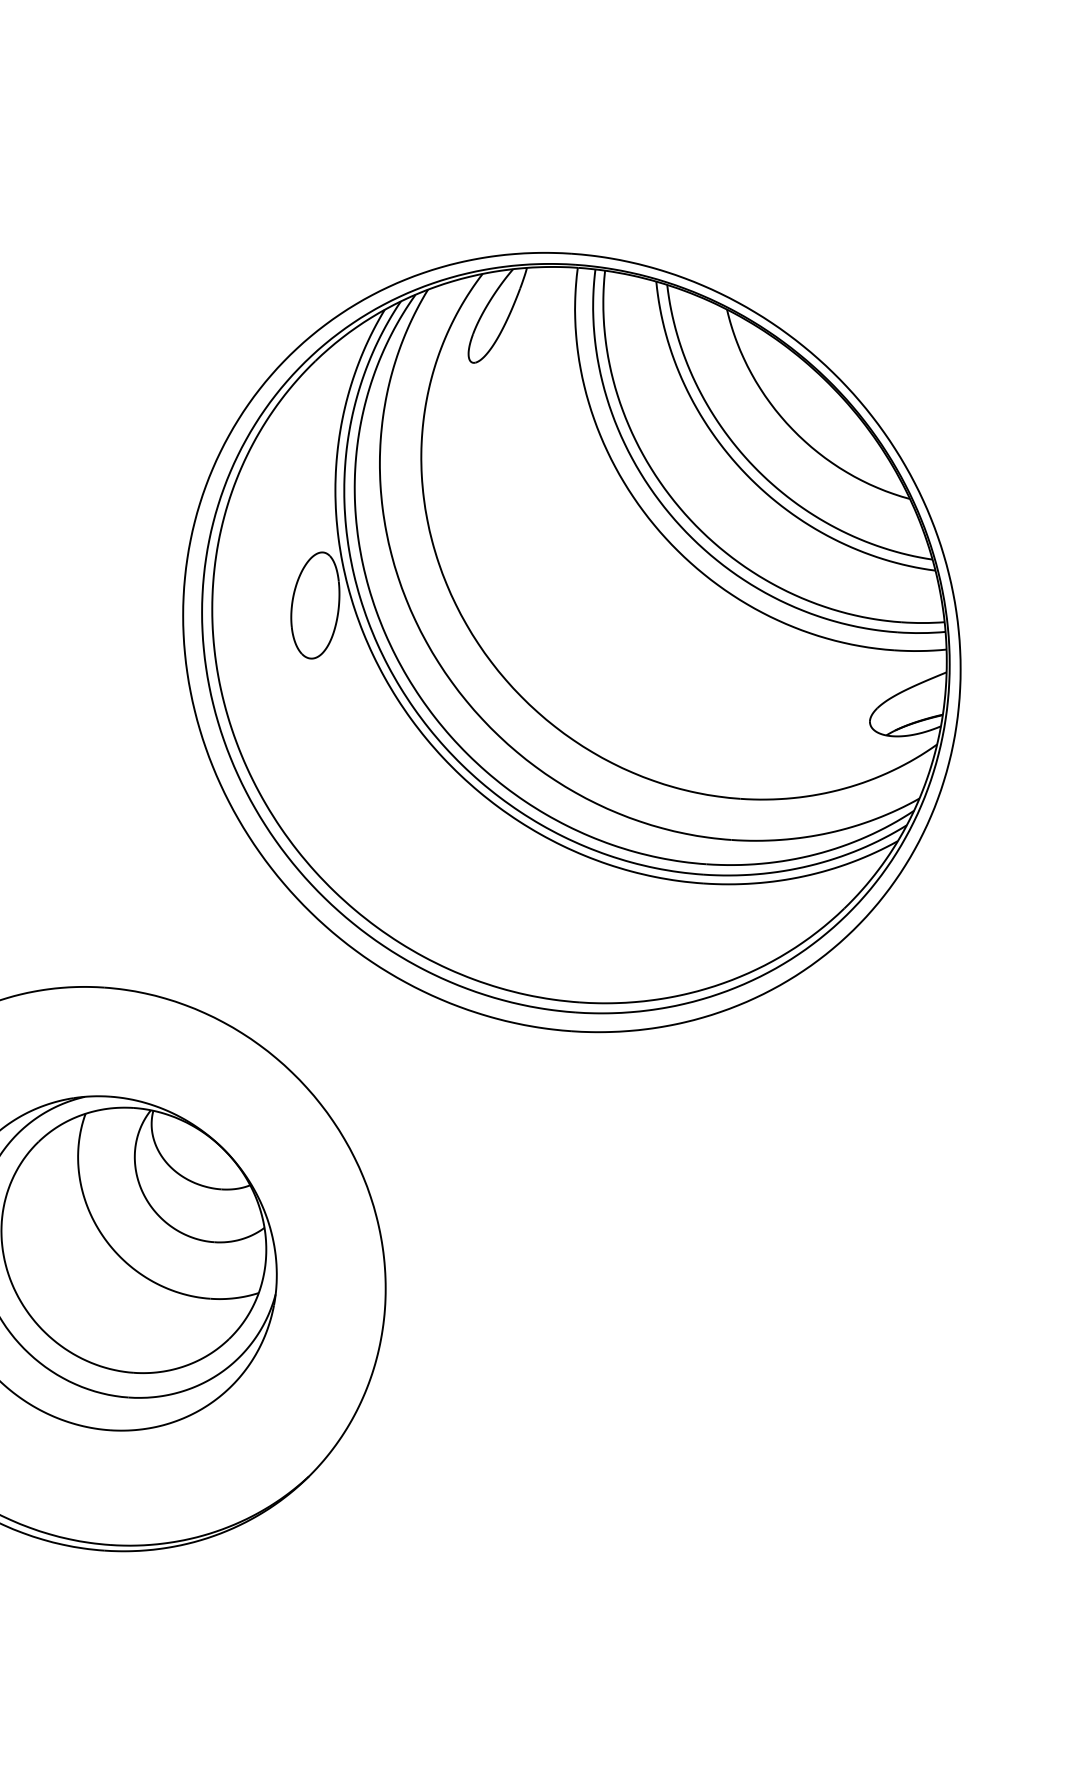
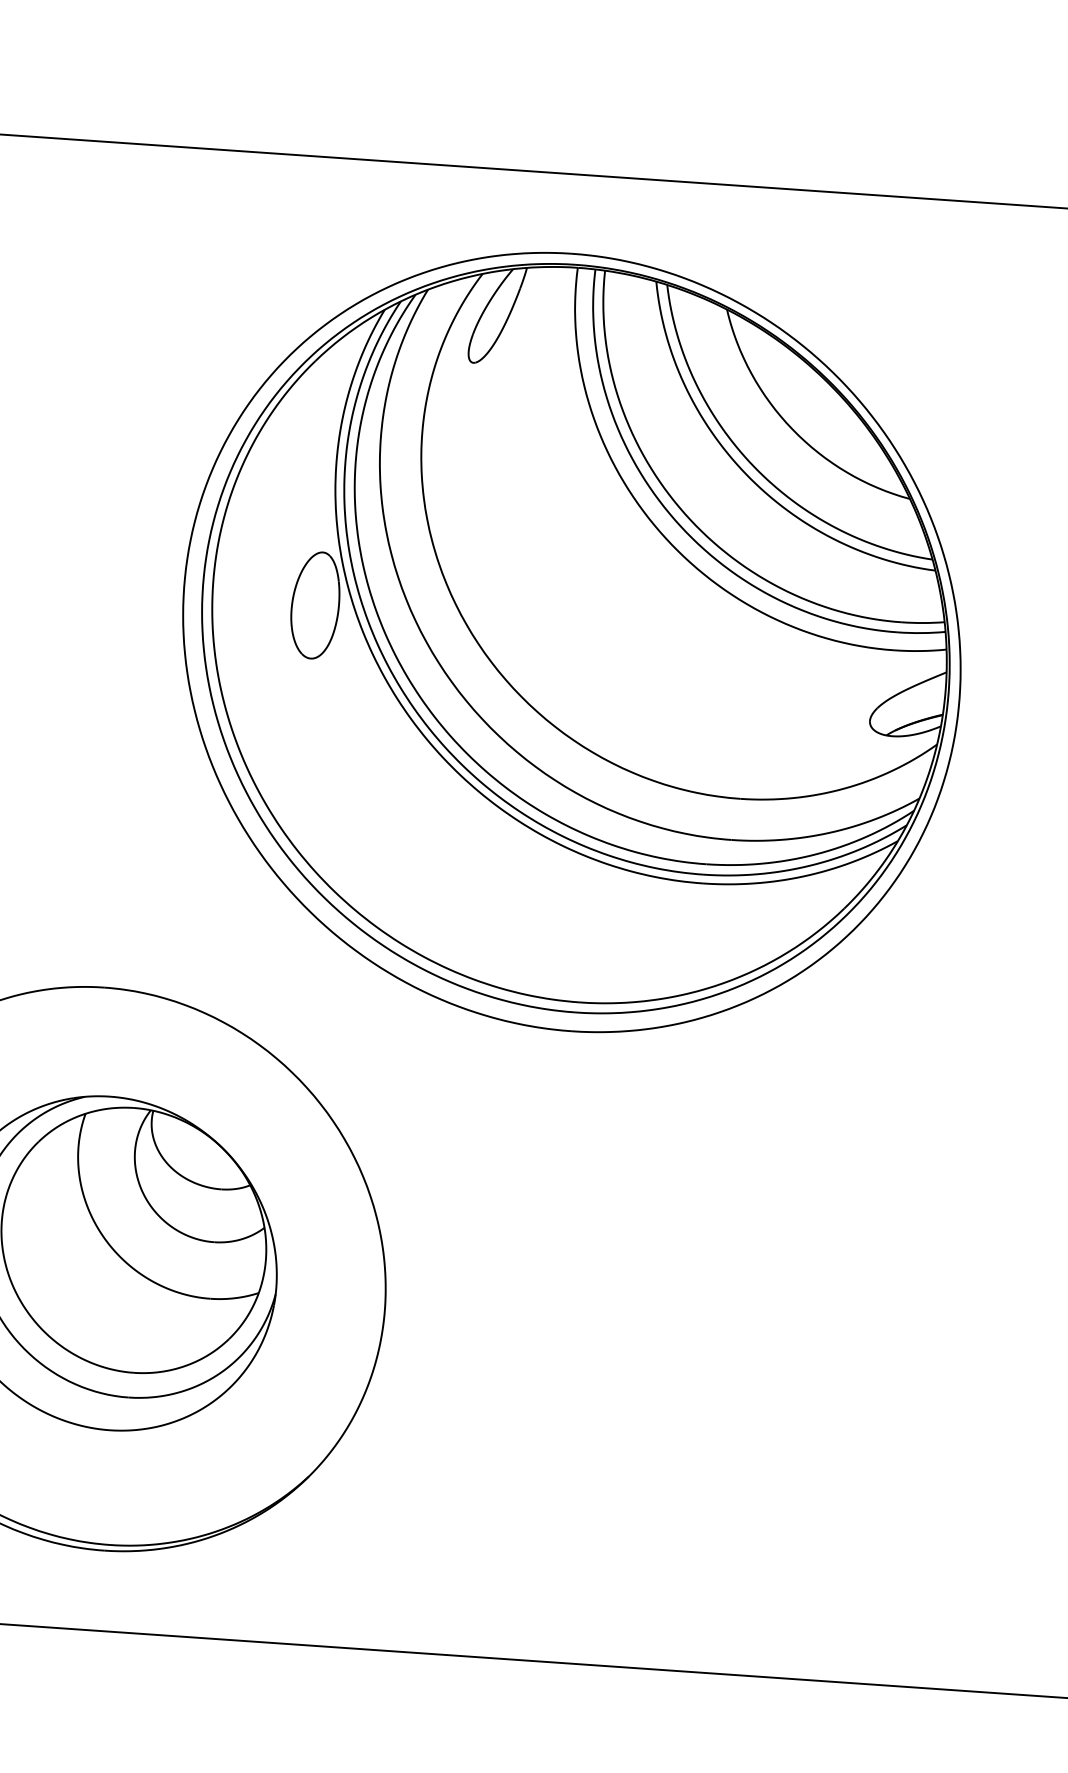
line: none -> present (533, 171)
line: none -> present (533, 1660)
